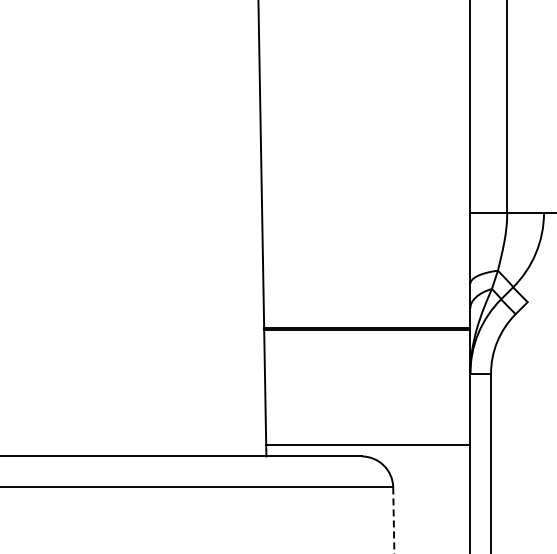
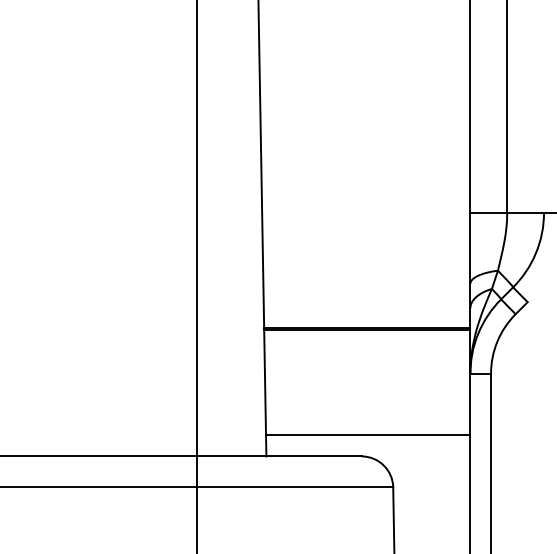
line: none -> present (197, 276)
line position: (368, 445) -> (368, 435) (368, 435)
line: dashed -> solid (393, 520)
